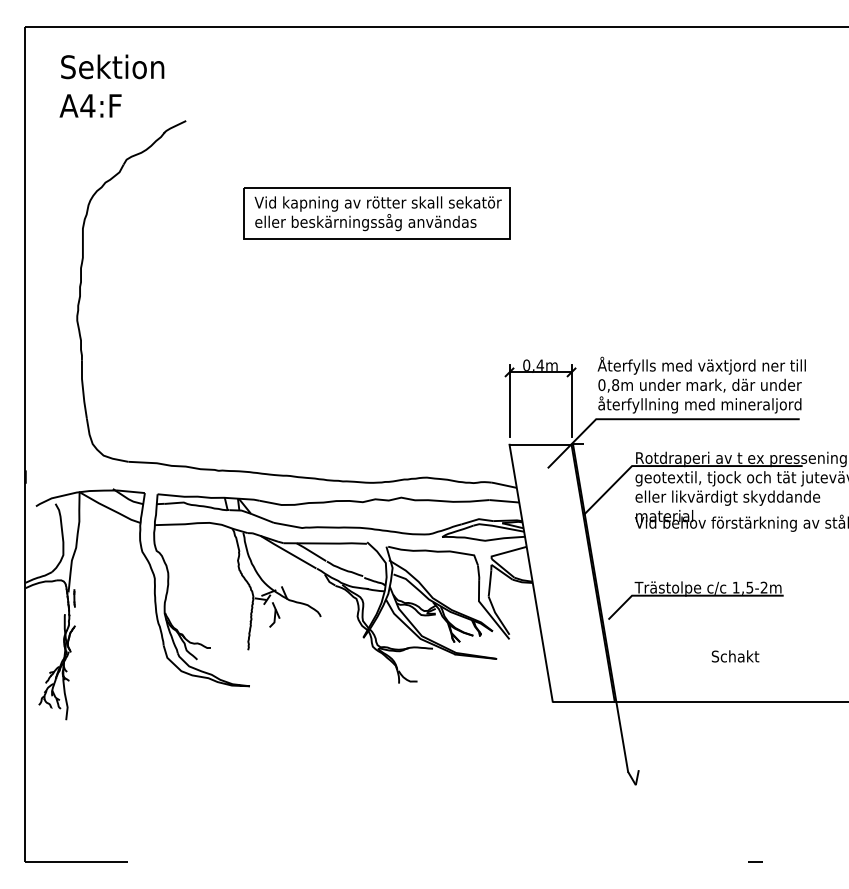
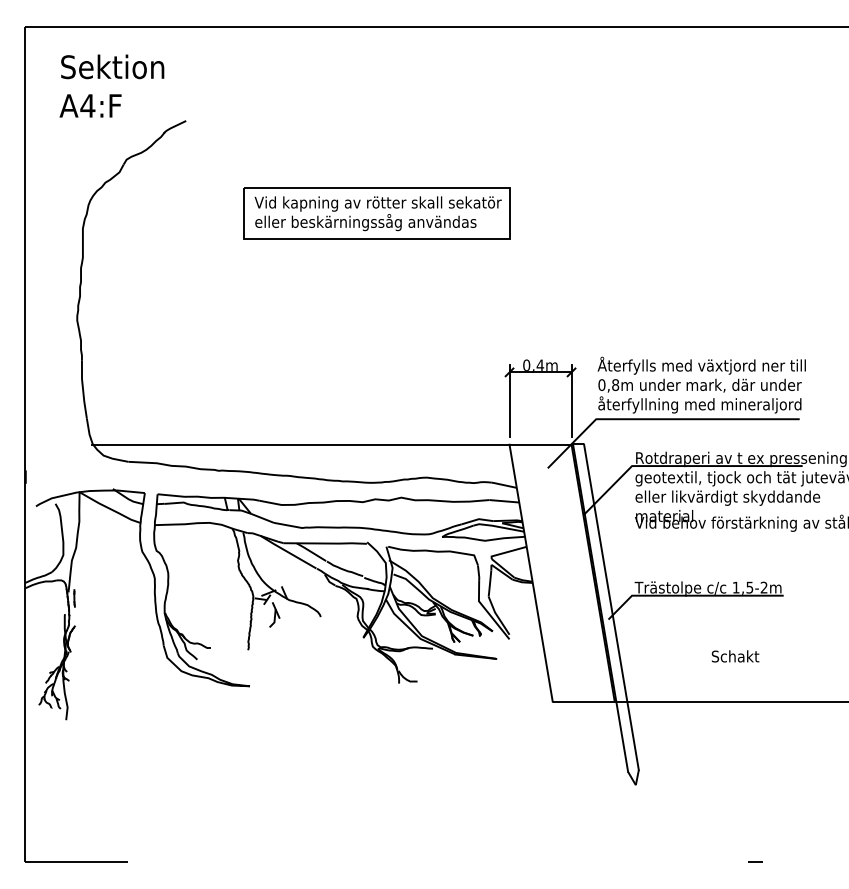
line: none -> present (300, 444)
line: none -> present (611, 607)
